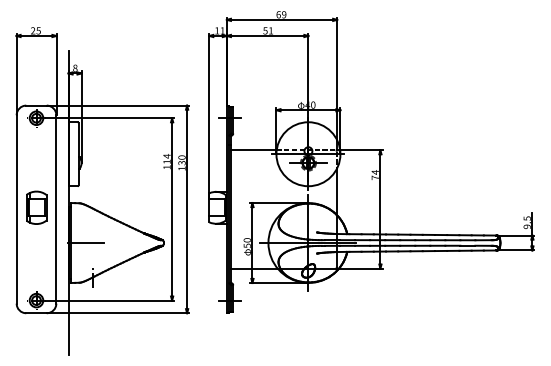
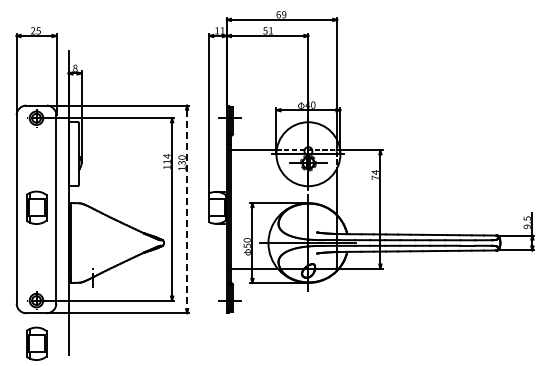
line: solid -> dashed (187, 209)
line: present -> none (85, 243)
part: none -> present (36, 343)
